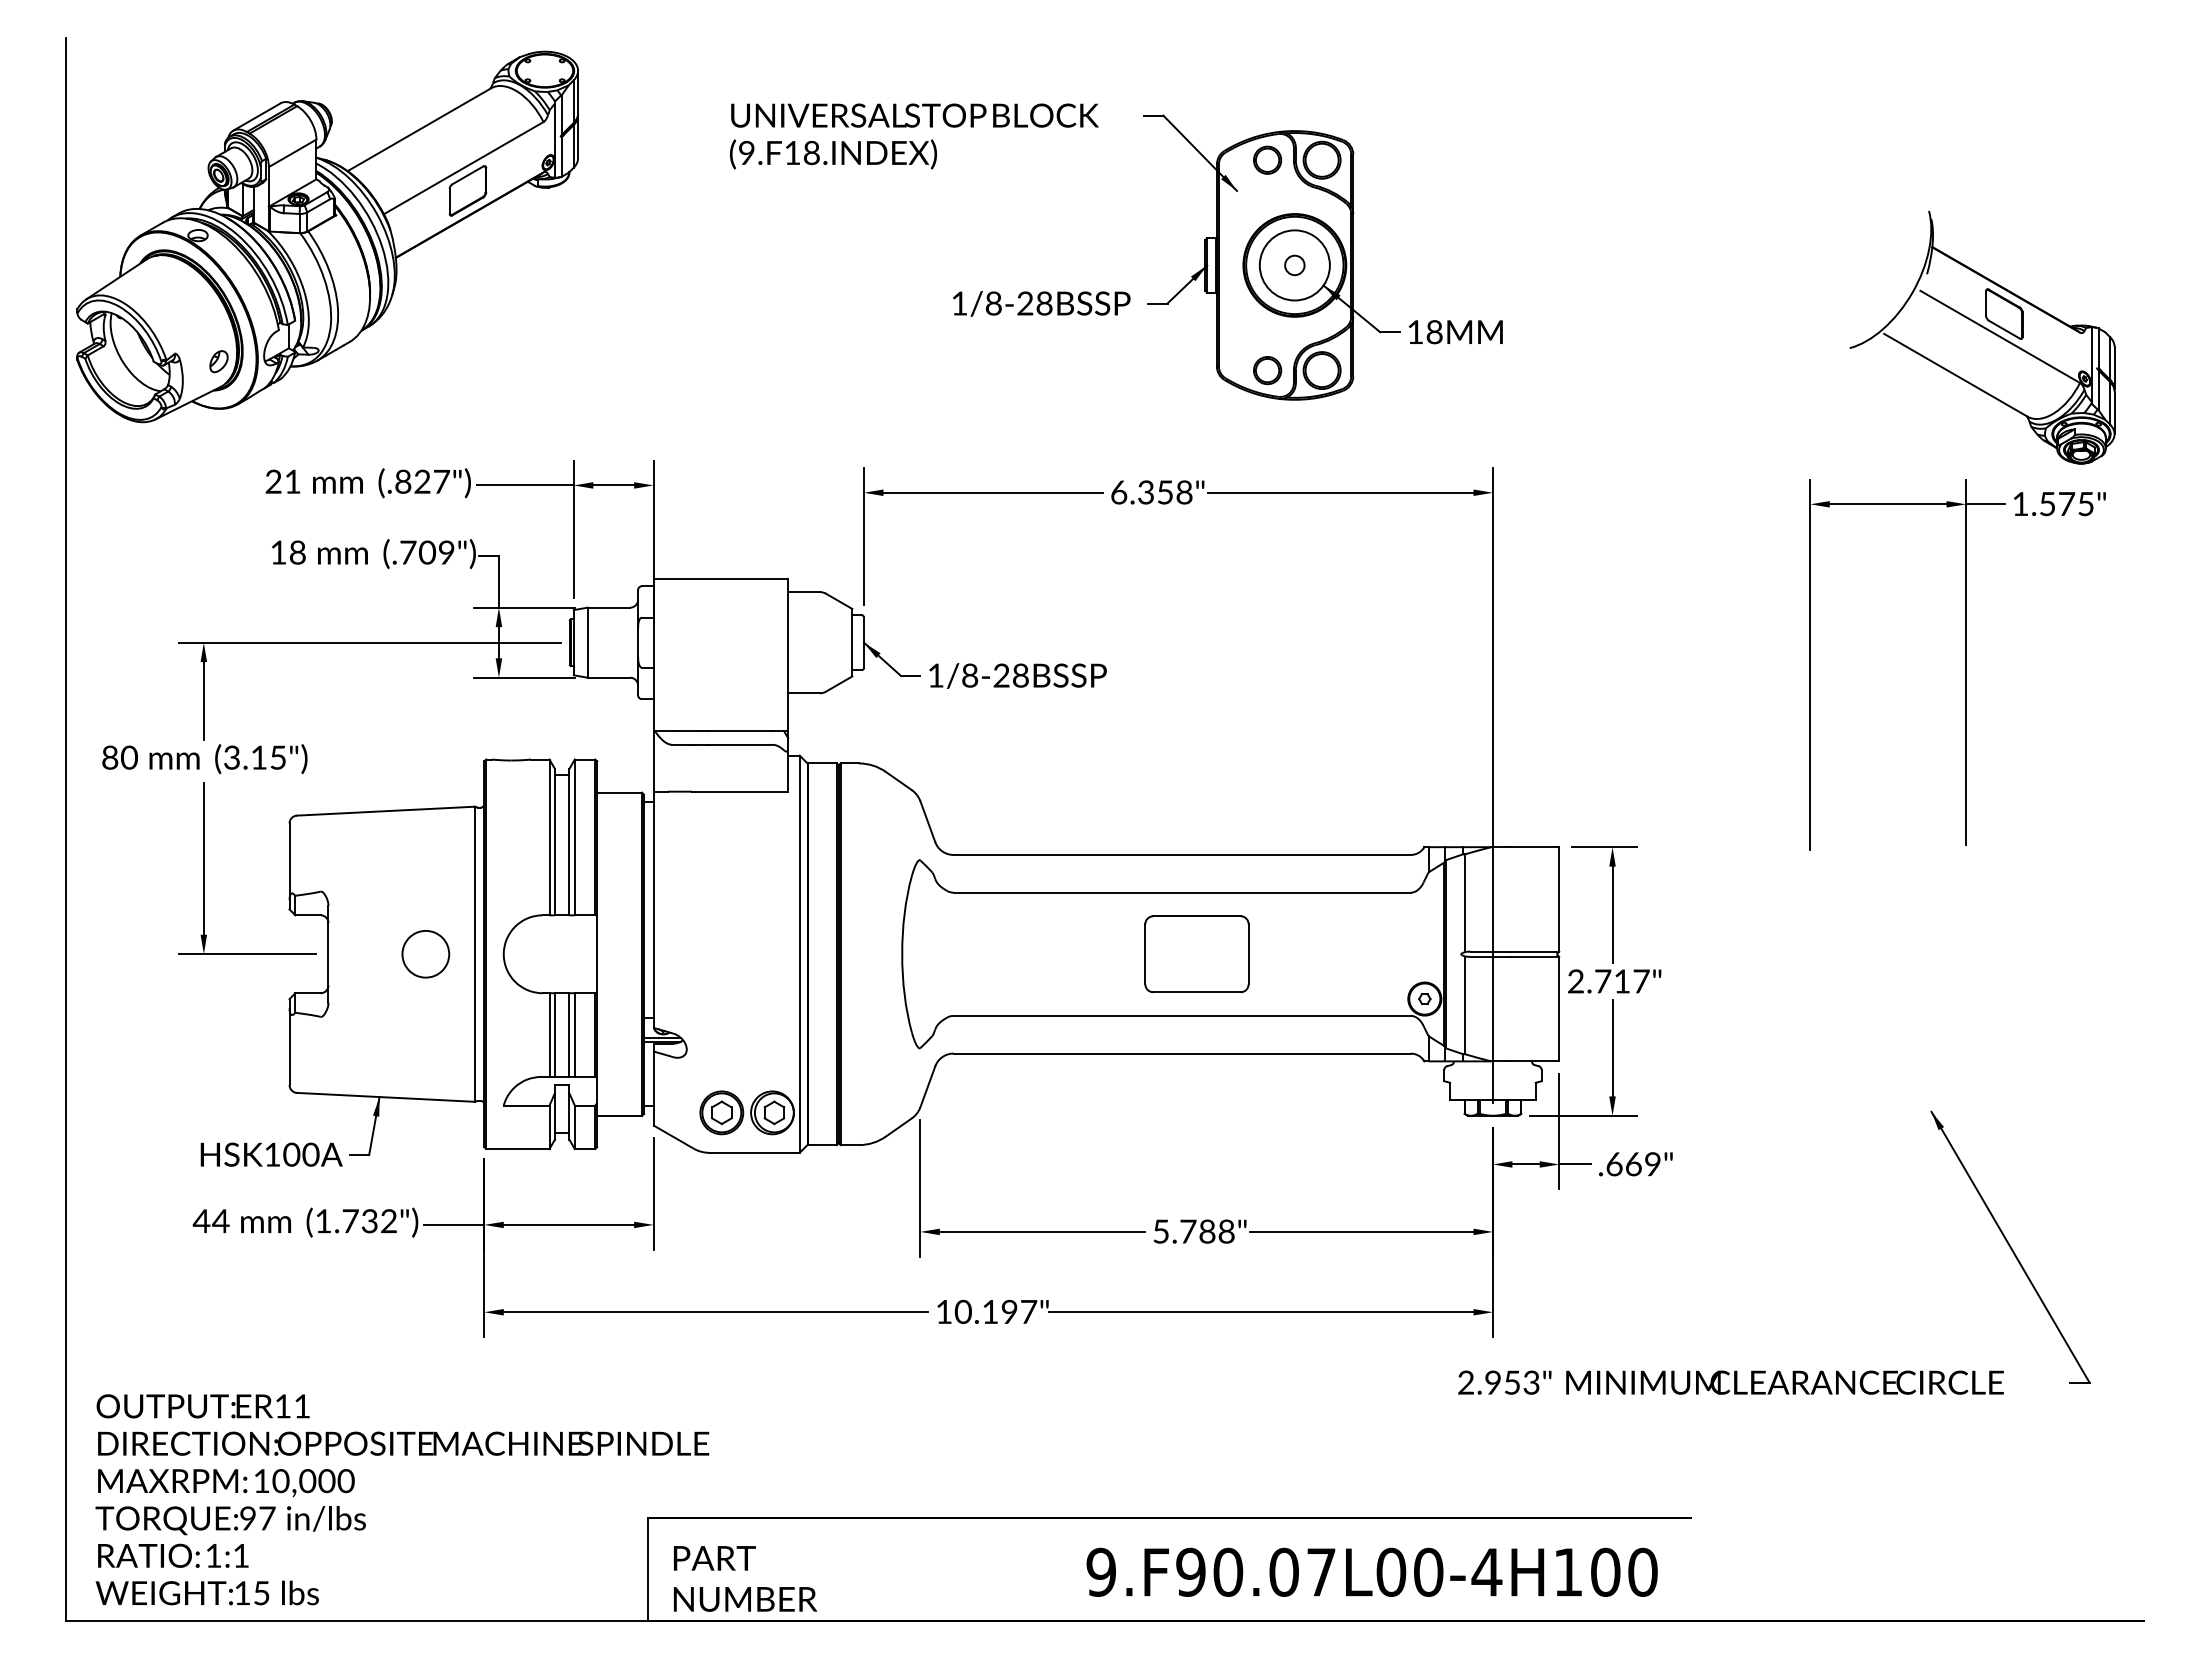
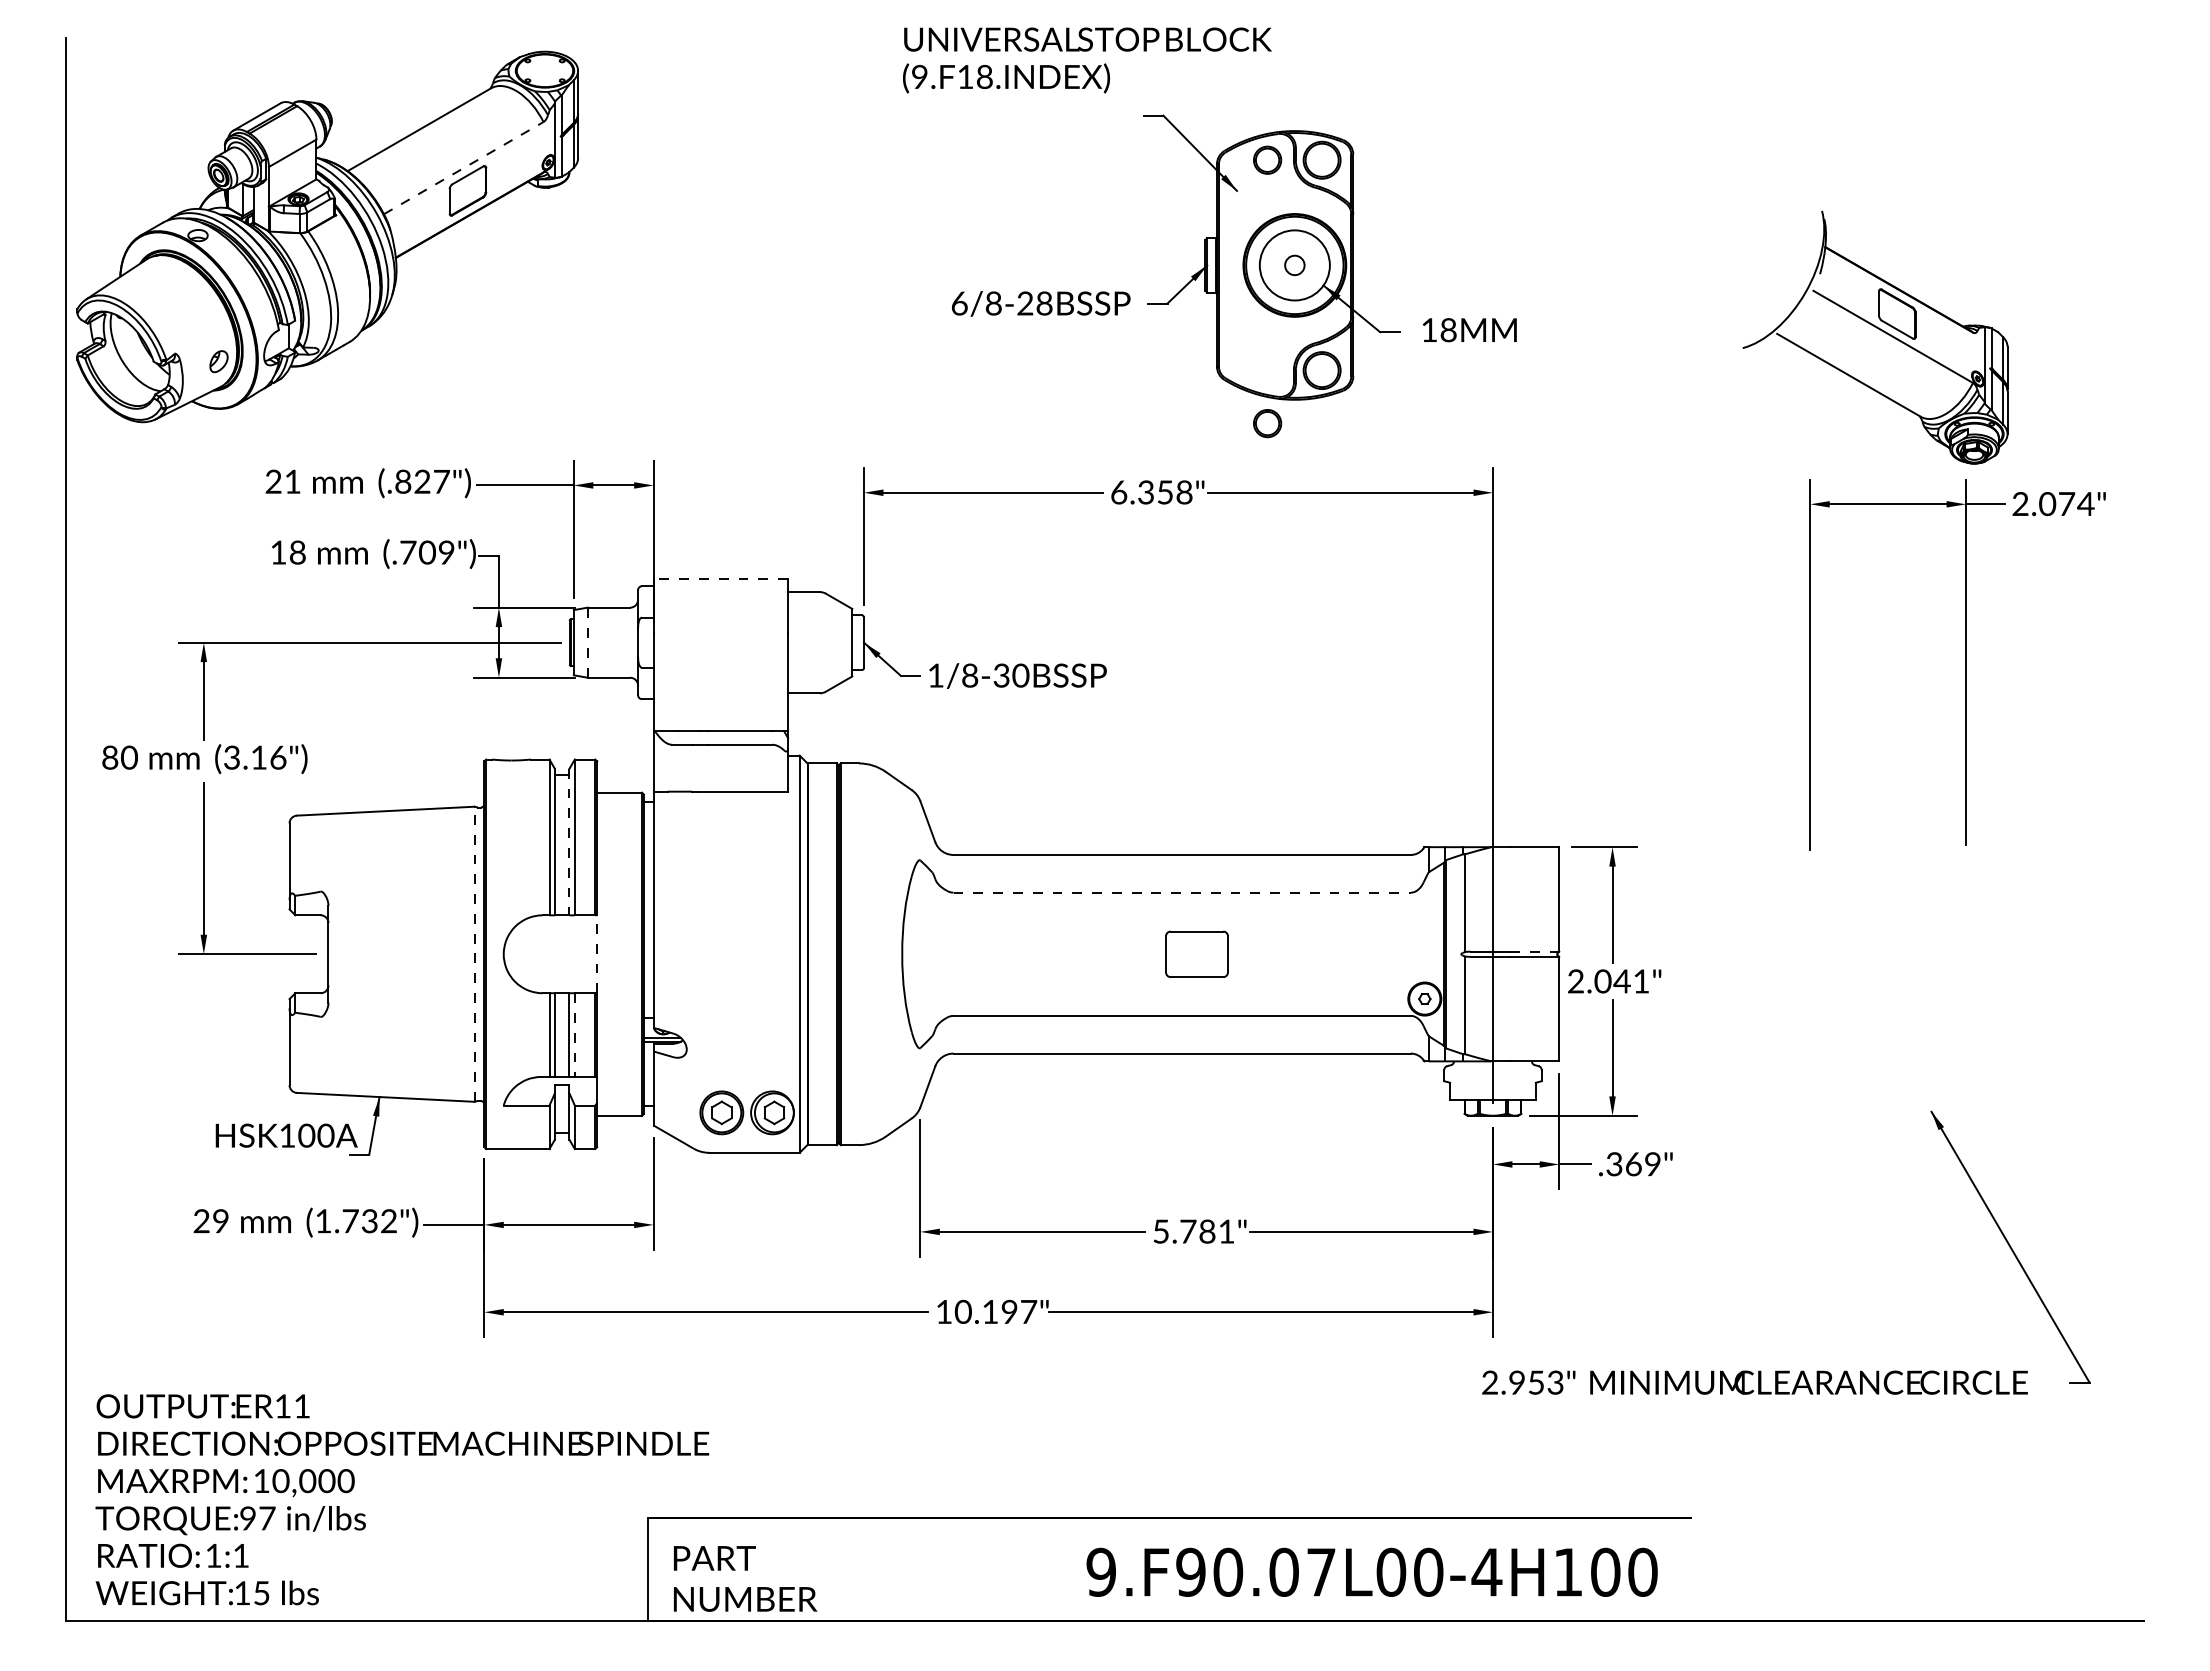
text position: (914, 136) -> (1087, 60) (1087, 60)
line: solid -> dashed (464, 167)
text: 1/8-28 -> 6/8-28 (959, 303)
part position: (1988, 331) -> (1881, 331) (1881, 331)
text position: (1455, 332) -> (1469, 330) (1469, 330)
part position: (1267, 370) -> (1267, 423) (1267, 423)
text: 1.575" -> 2.074" (2053, 504)
line: solid -> dashed (720, 579)
line: solid -> dashed (587, 642)
text: 1/8-28 -> 1/8-30 (1011, 676)
text: (3.15") -> (3.16") (278, 757)
line: solid -> dashed (569, 842)
line: solid -> dashed (1182, 892)
line: solid -> dashed (1534, 951)
part: present -> none (425, 954)
line: solid -> dashed (474, 954)
line: solid -> dashed (597, 954)
part size: 106x79 px -> 64x48 px (1196, 953)
text: 2.717" -> 2.041" (1621, 981)
line: solid -> dashed (574, 1035)
text position: (271, 1154) -> (286, 1135) (286, 1135)
text: .669" -> .369" (1614, 1163)
text: 44 -> 29 (210, 1221)
text: 5.788" -> 5.781" (1226, 1231)
text position: (1730, 1382) -> (1754, 1382) (1754, 1382)
